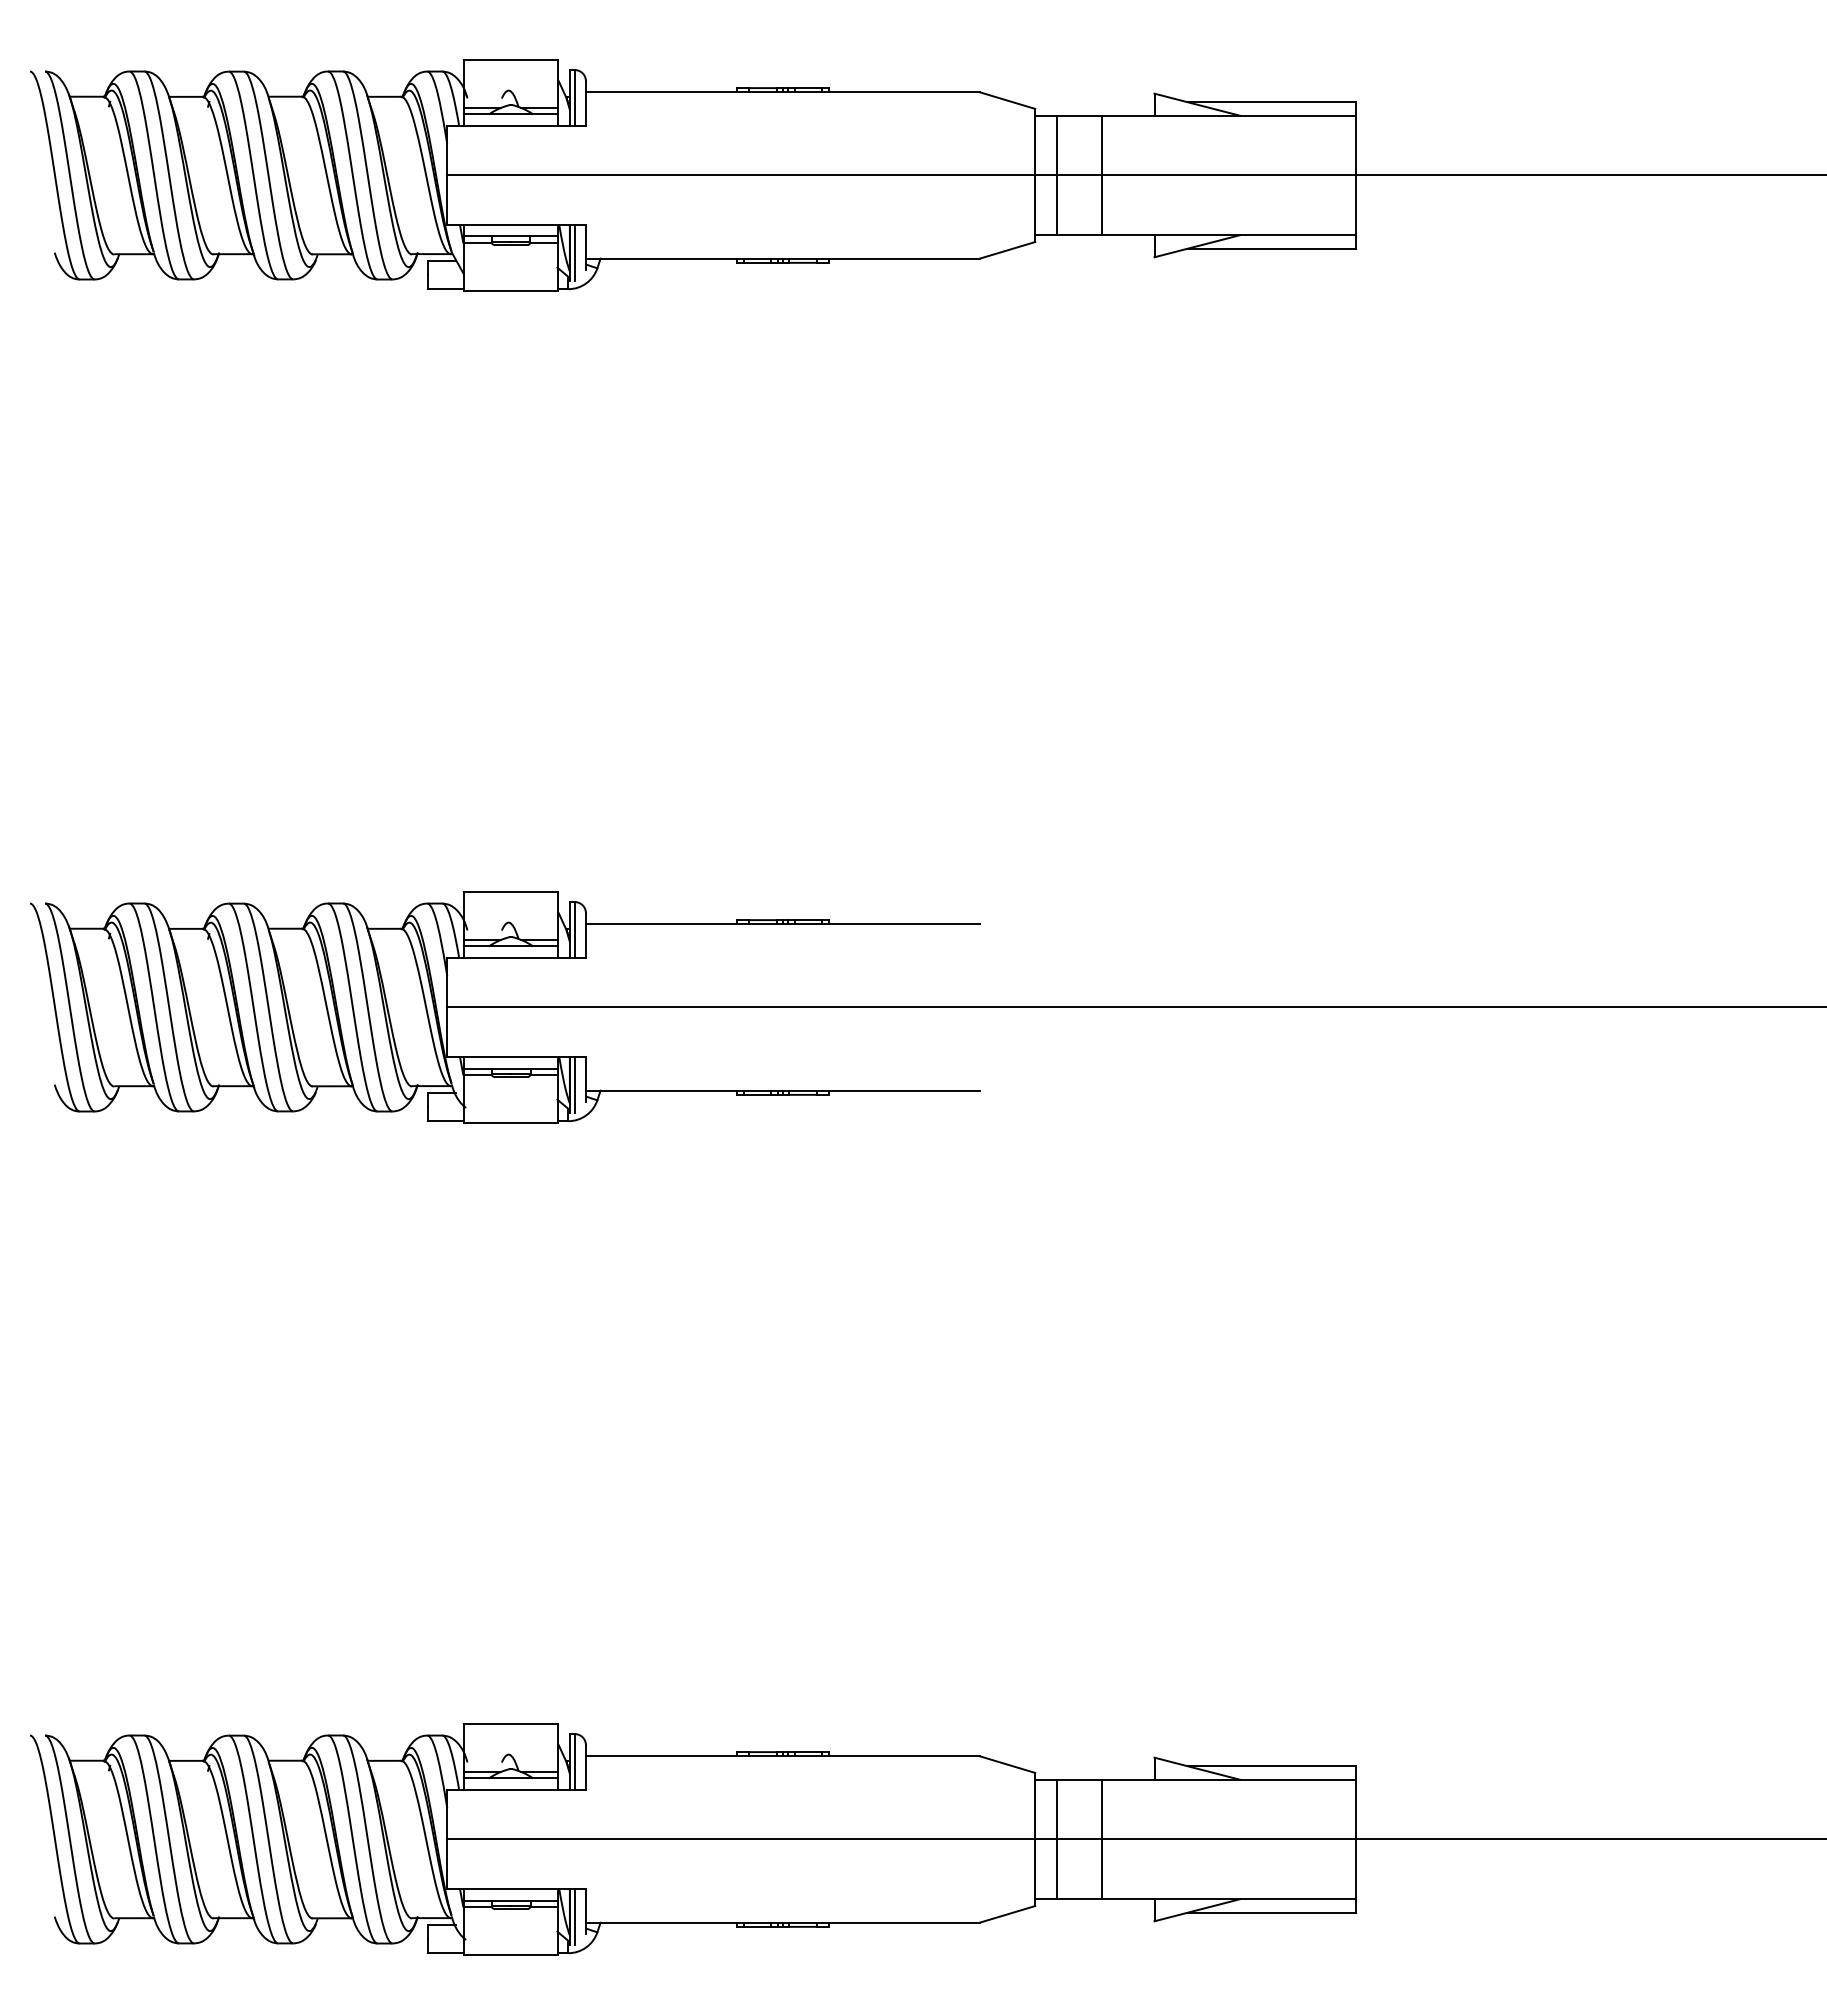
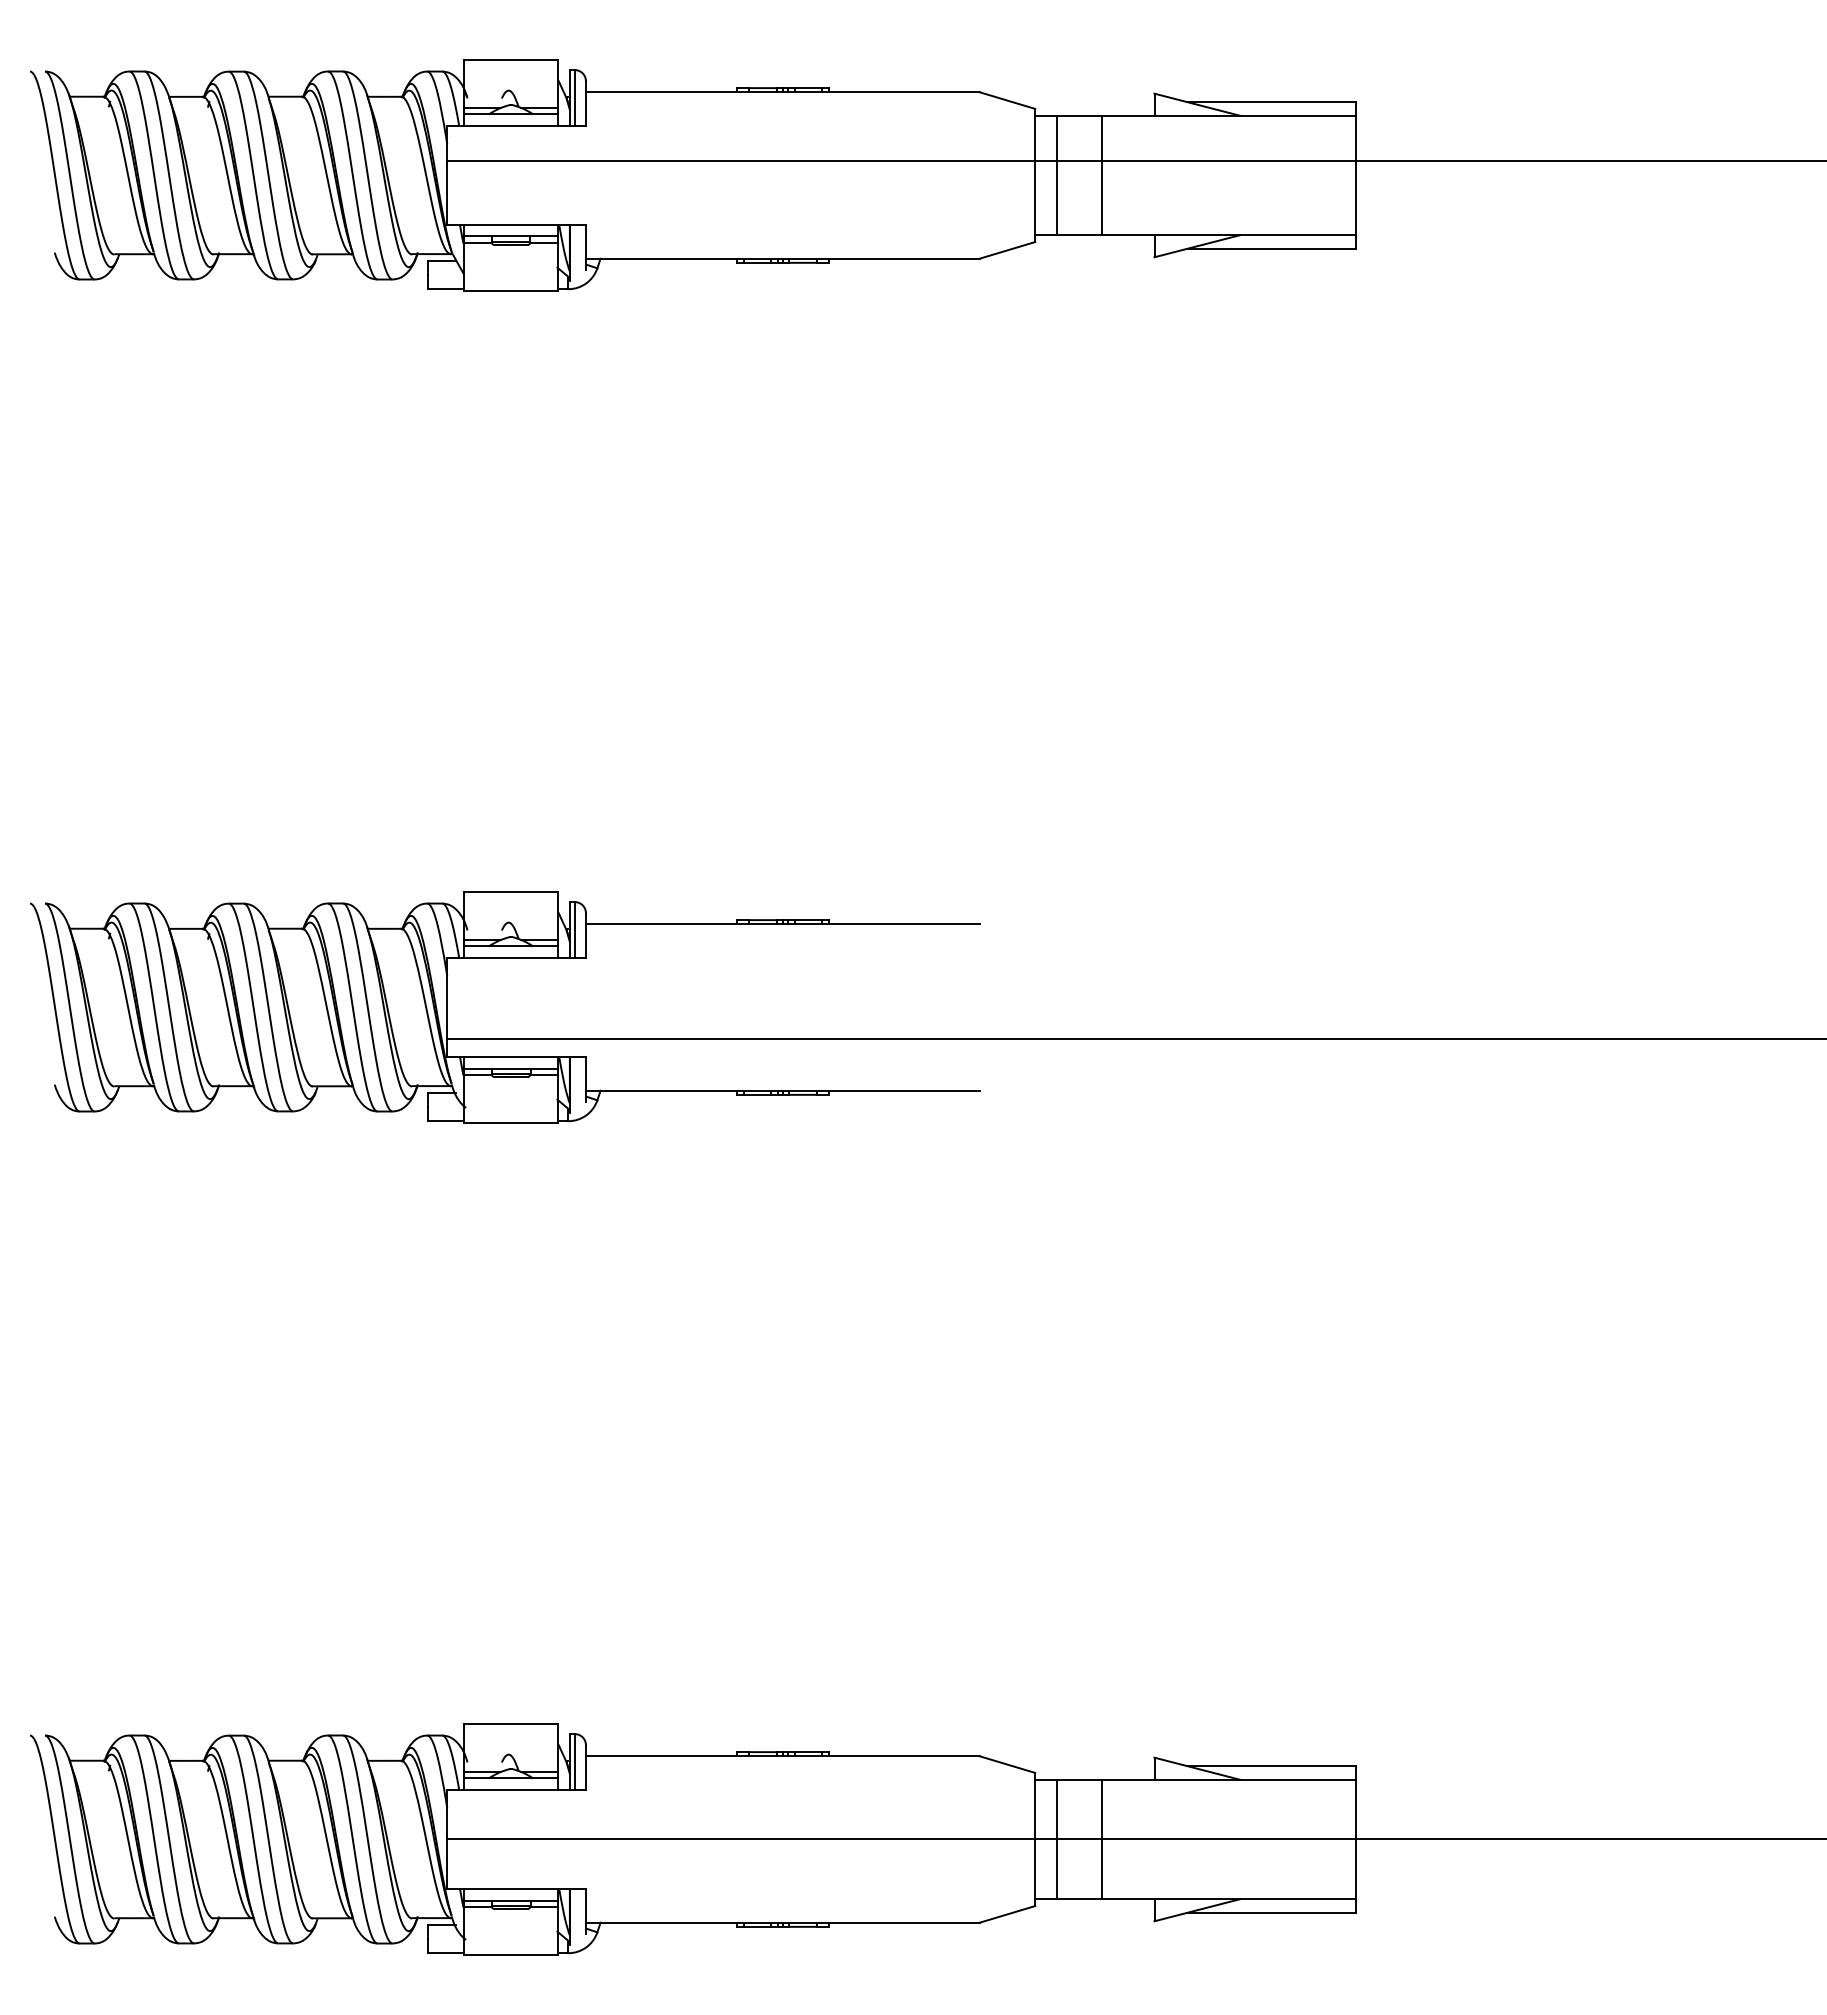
line position: (1135, 175) -> (1135, 161) (1135, 161)
line: present -> none (574, 252)
line position: (1135, 1007) -> (1135, 1039) (1135, 1039)
line: present -> none (574, 1084)
line: present -> none (574, 1916)
